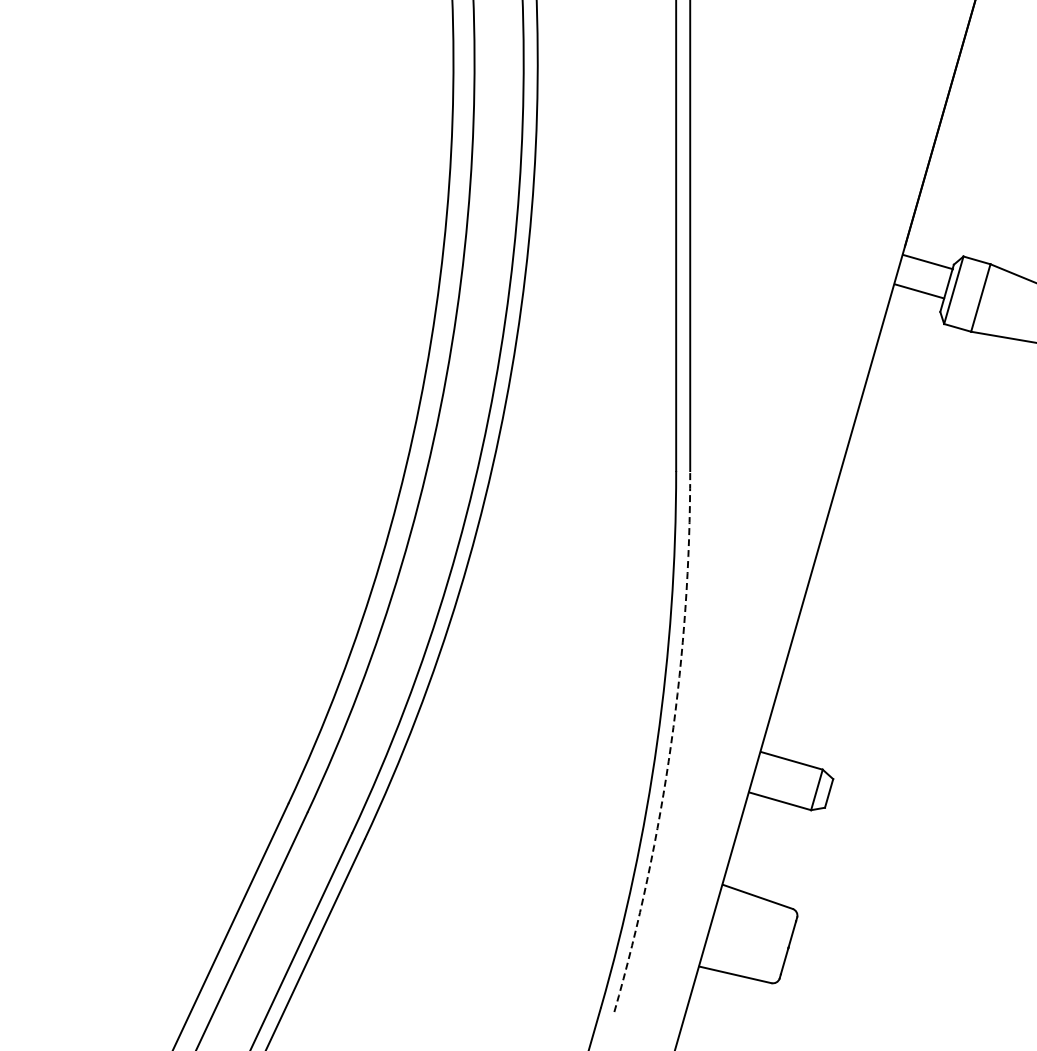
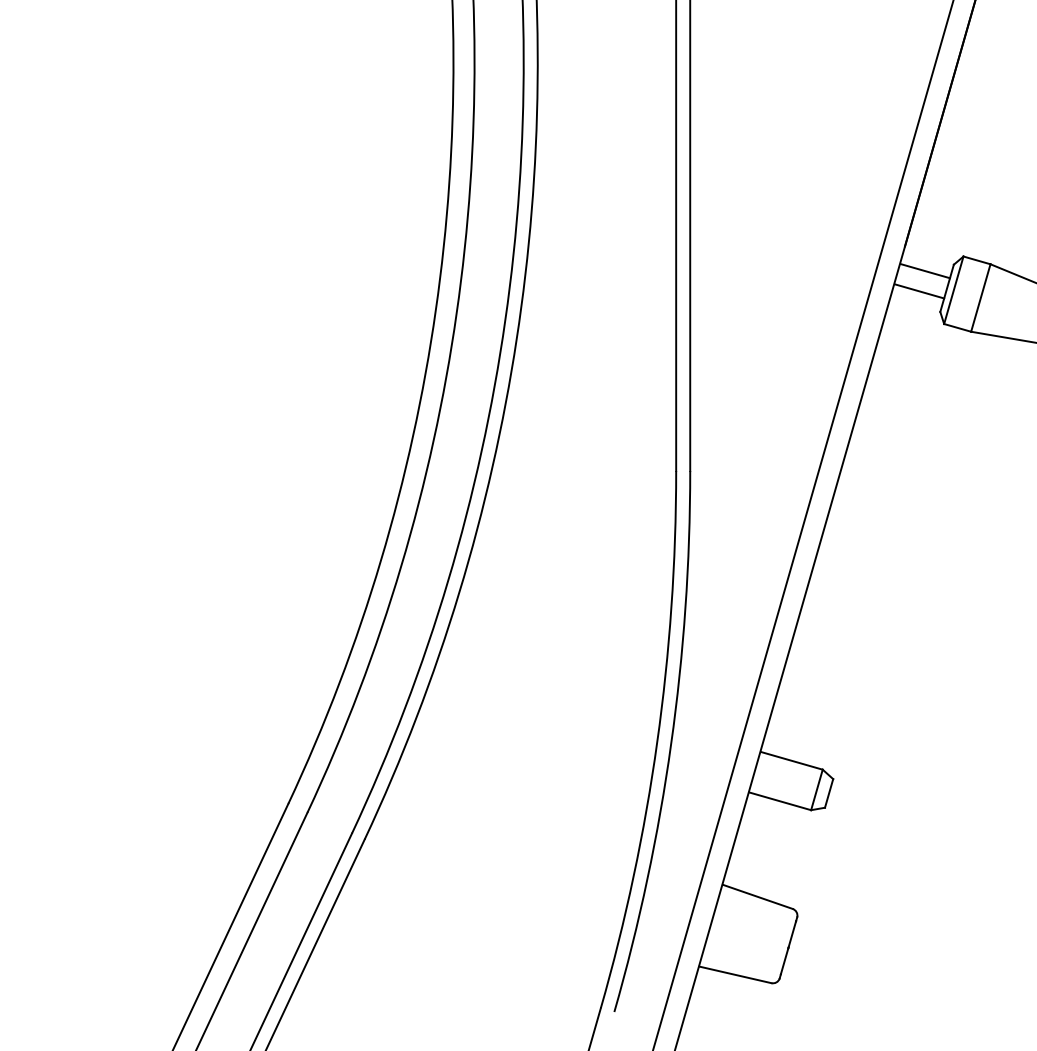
line position: (927, 262) -> (924, 271) (924, 271)
line: none -> present (803, 524)
arc: dashed -> solid (671, 744)
